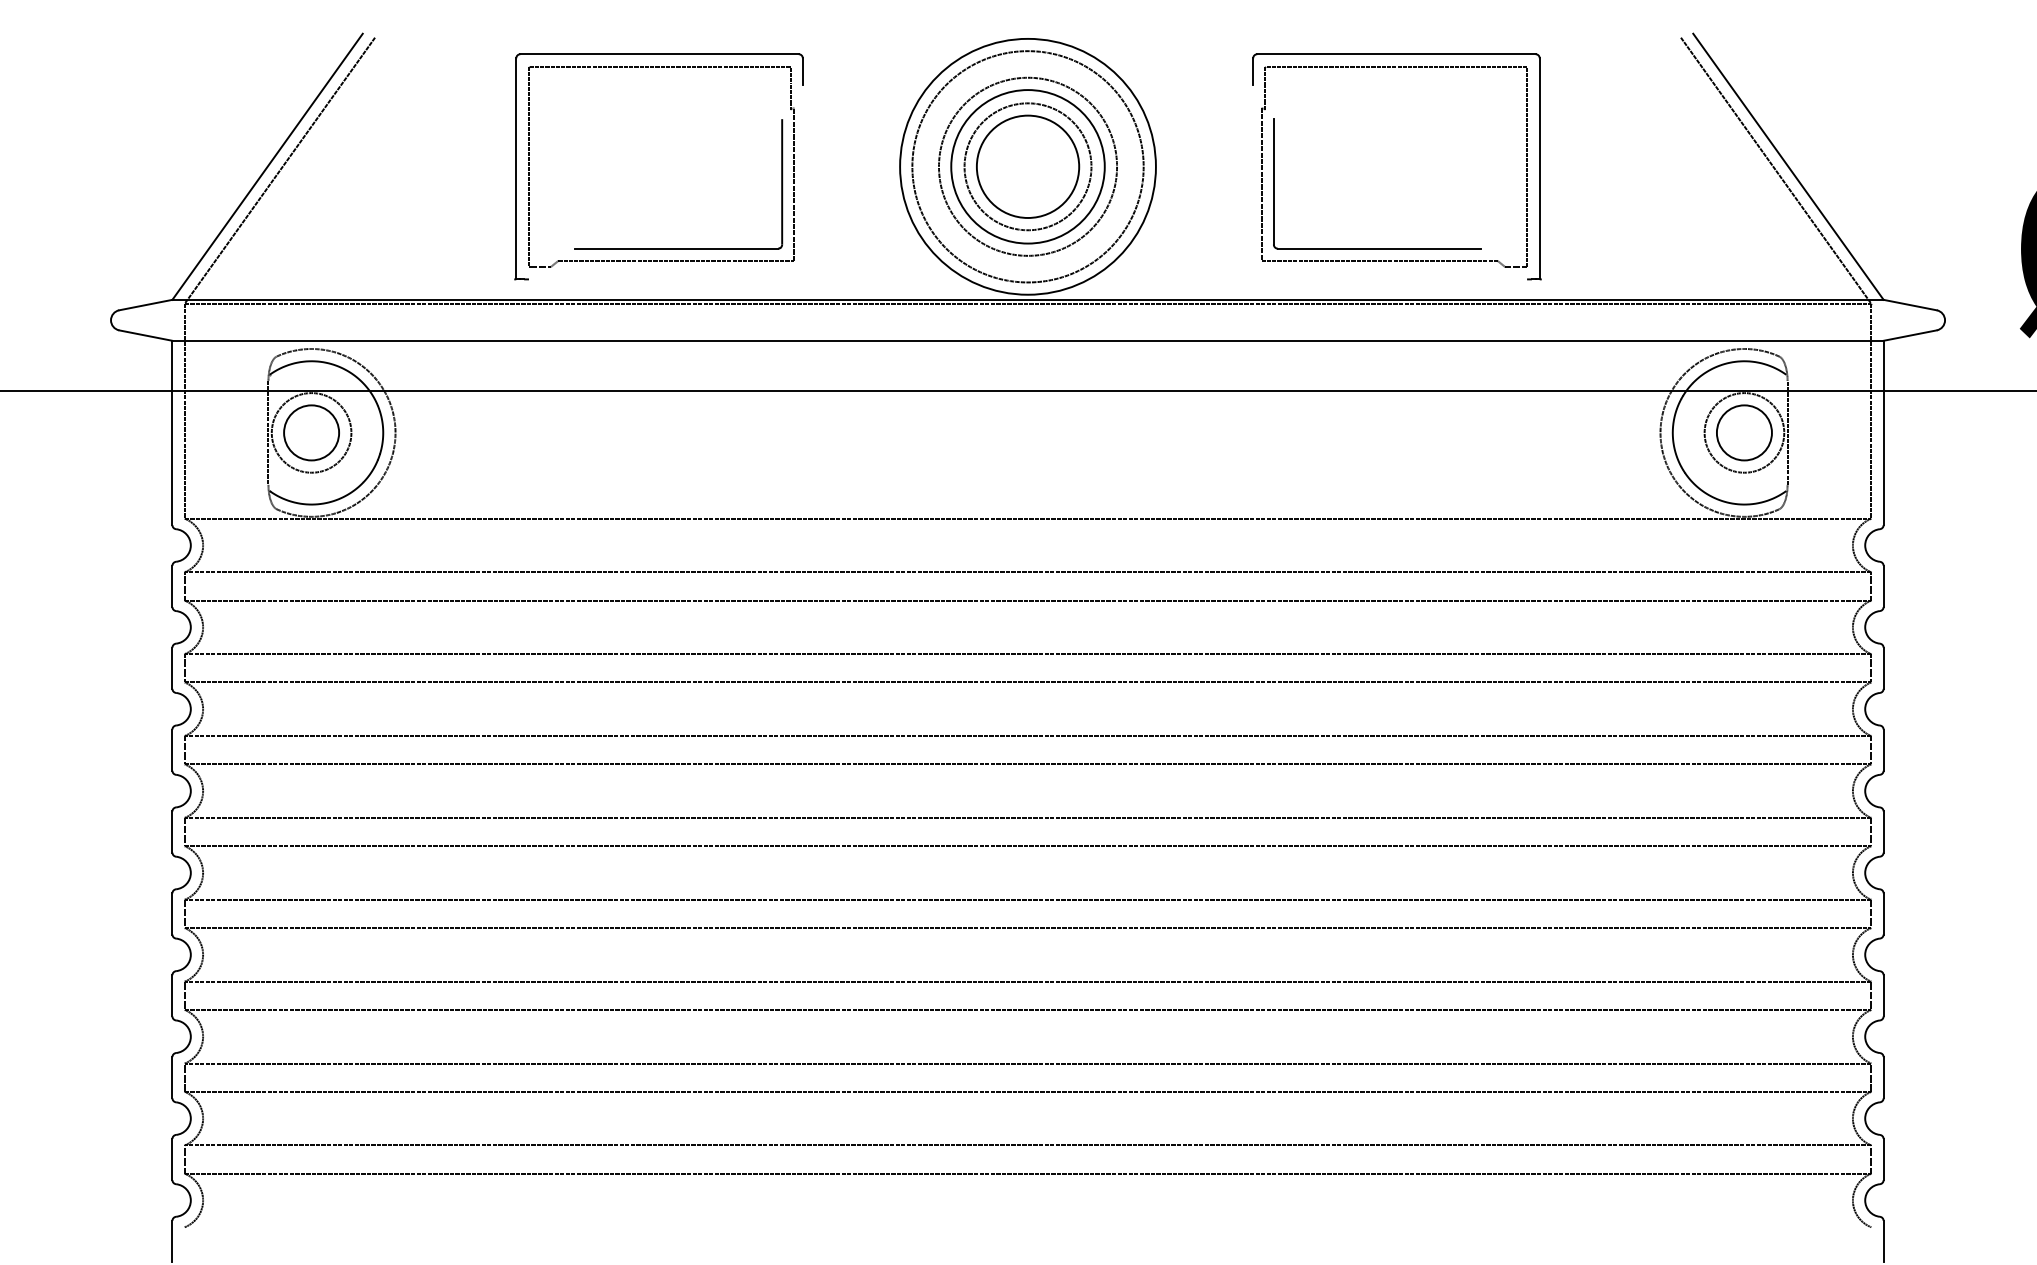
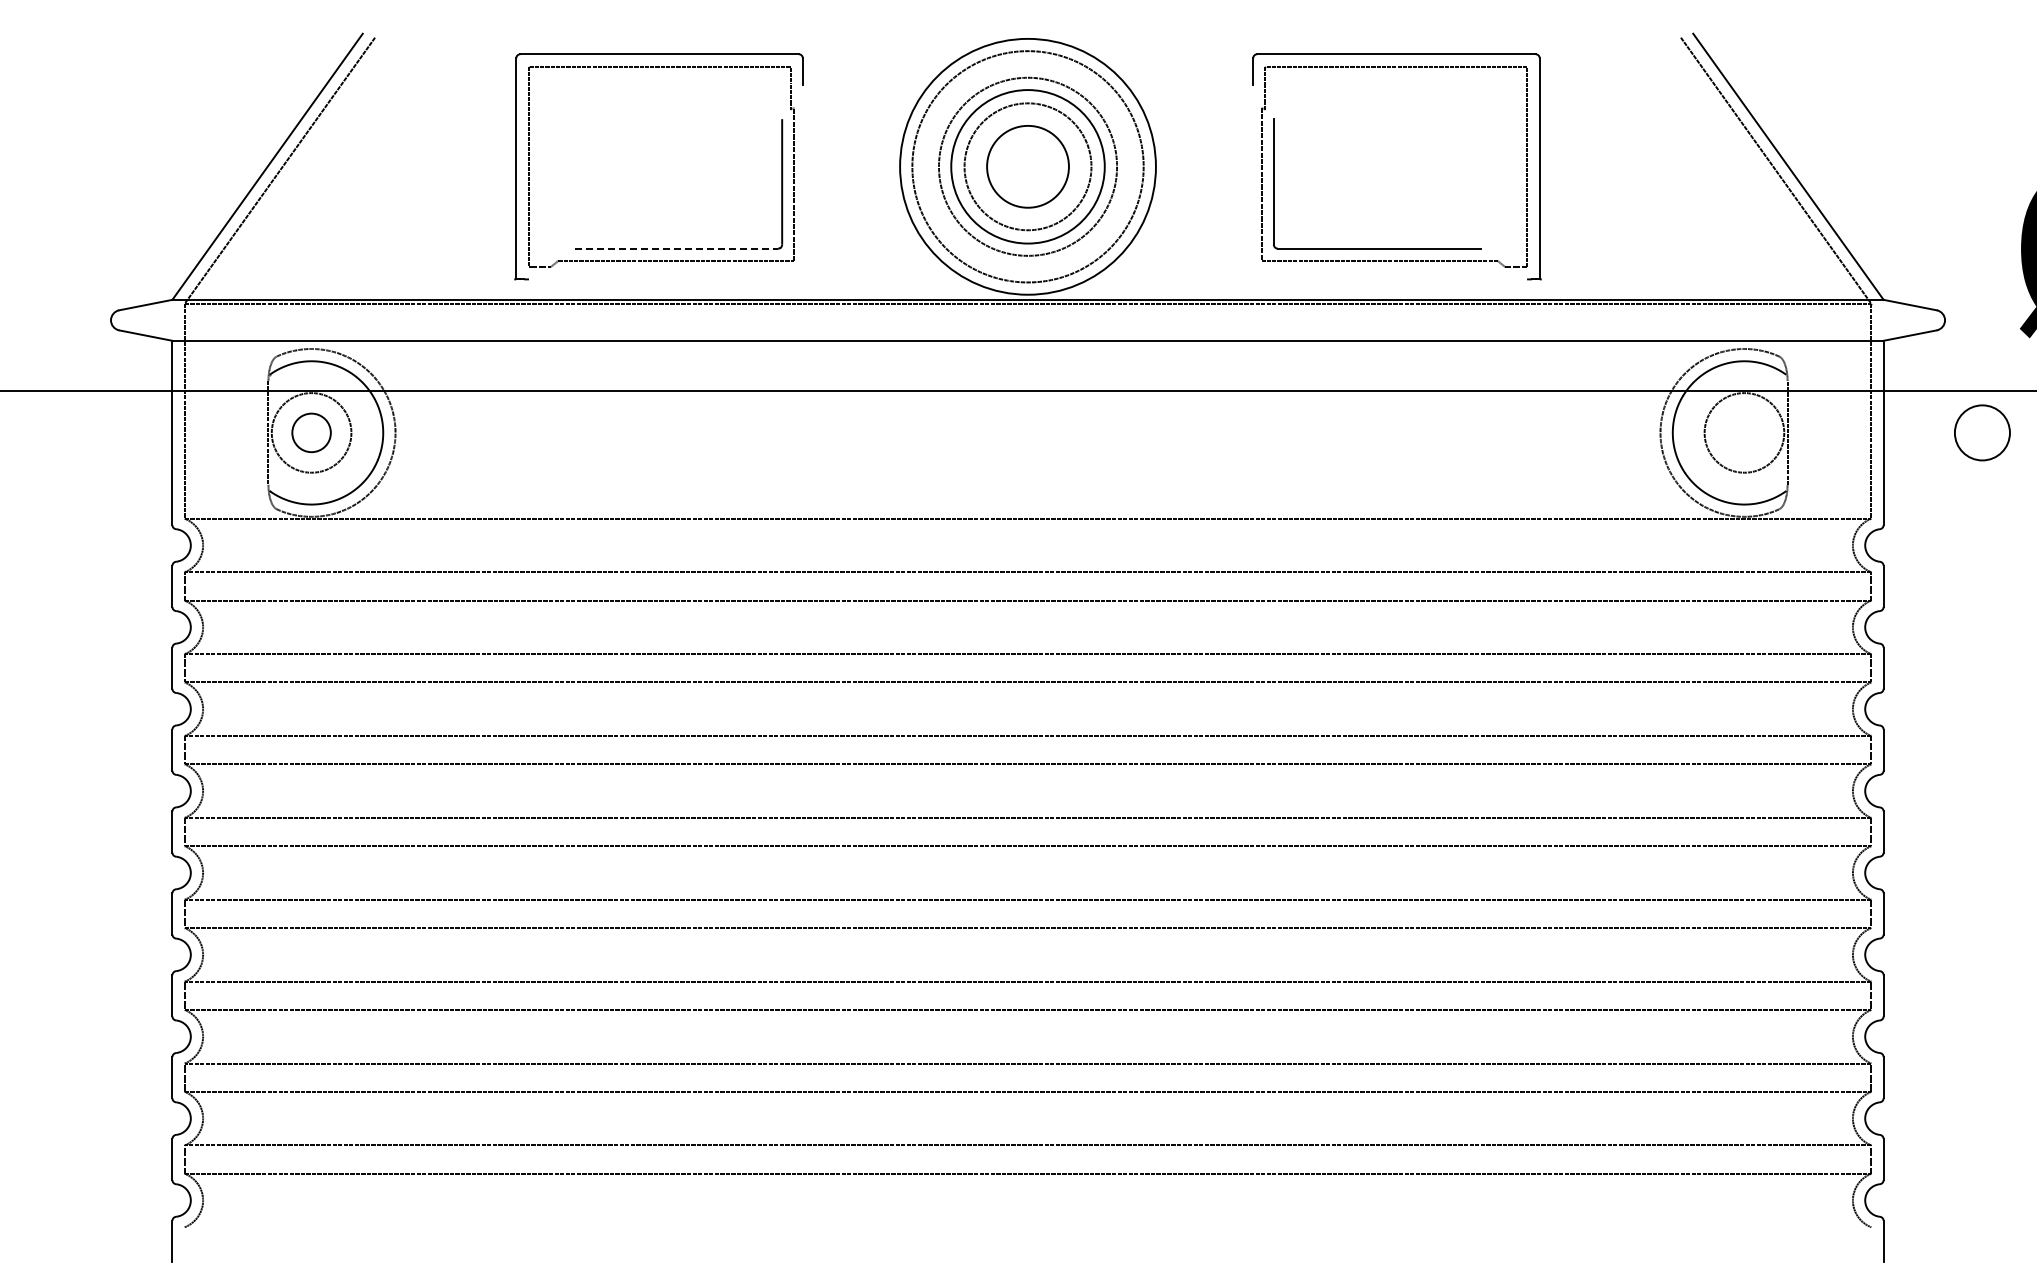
circle diameter: 102 px -> 82 px (1027, 166)
line: solid -> dashed (676, 248)
circle diameter: 55 px -> 39 px (311, 432)
circle position: (1744, 432) -> (1982, 432) (1982, 432)
